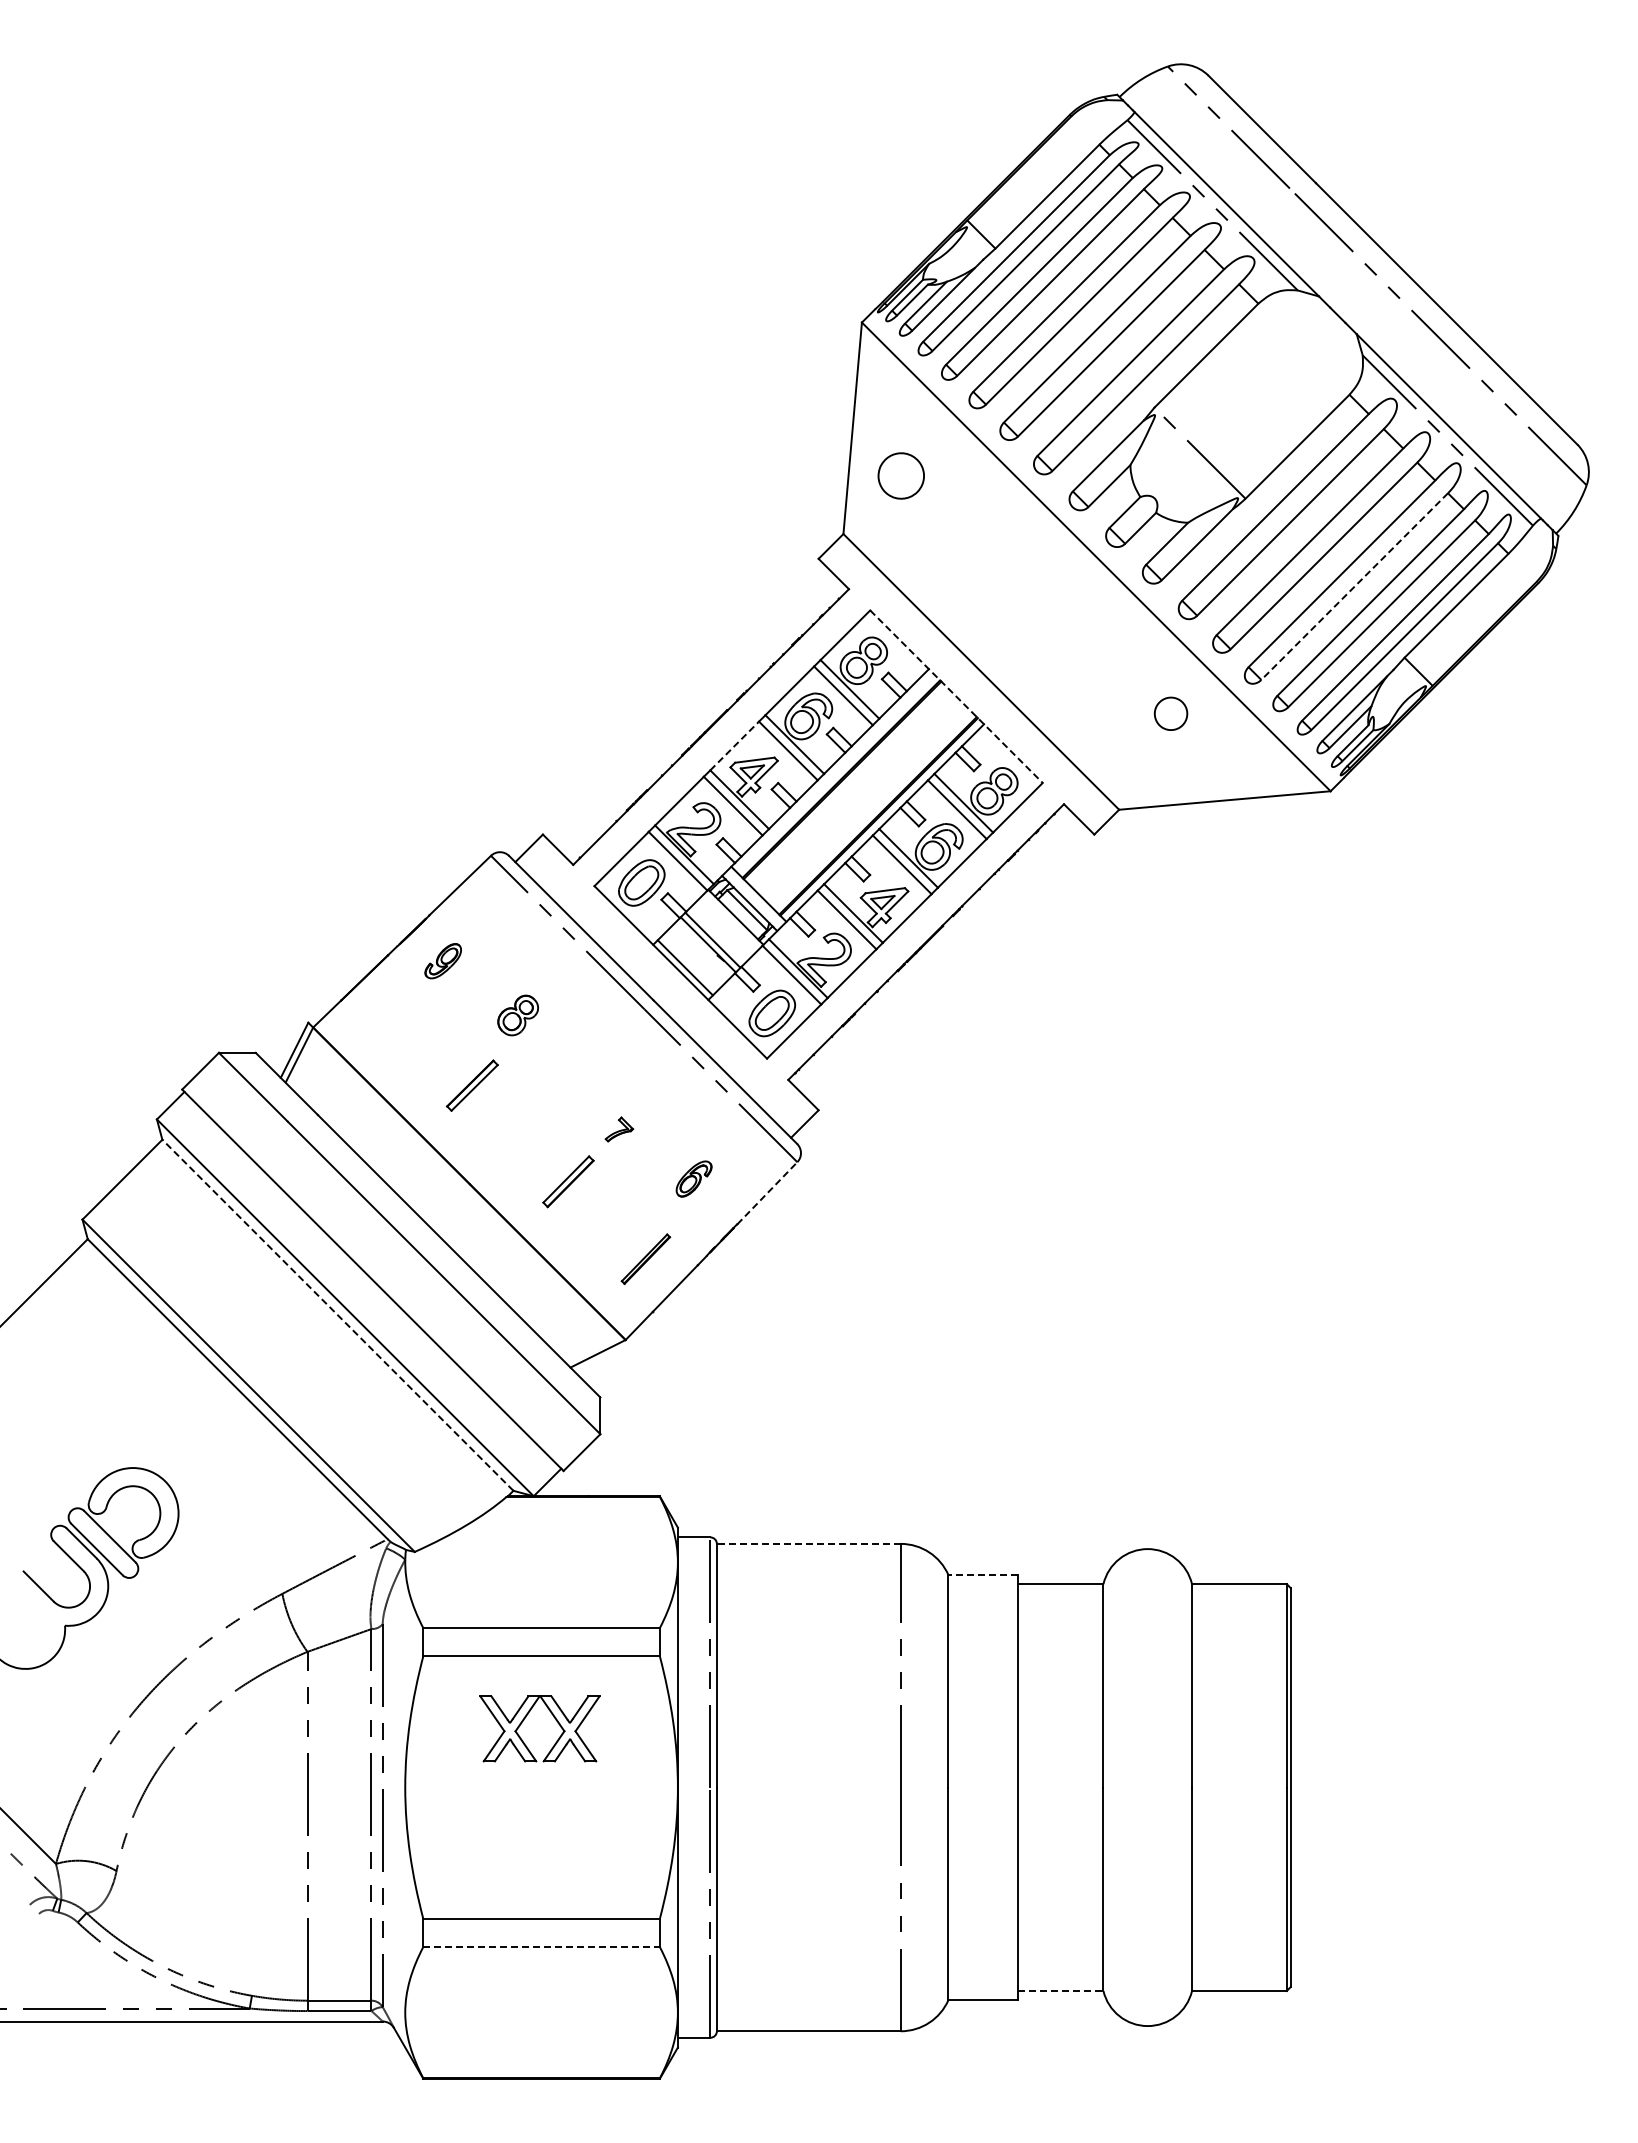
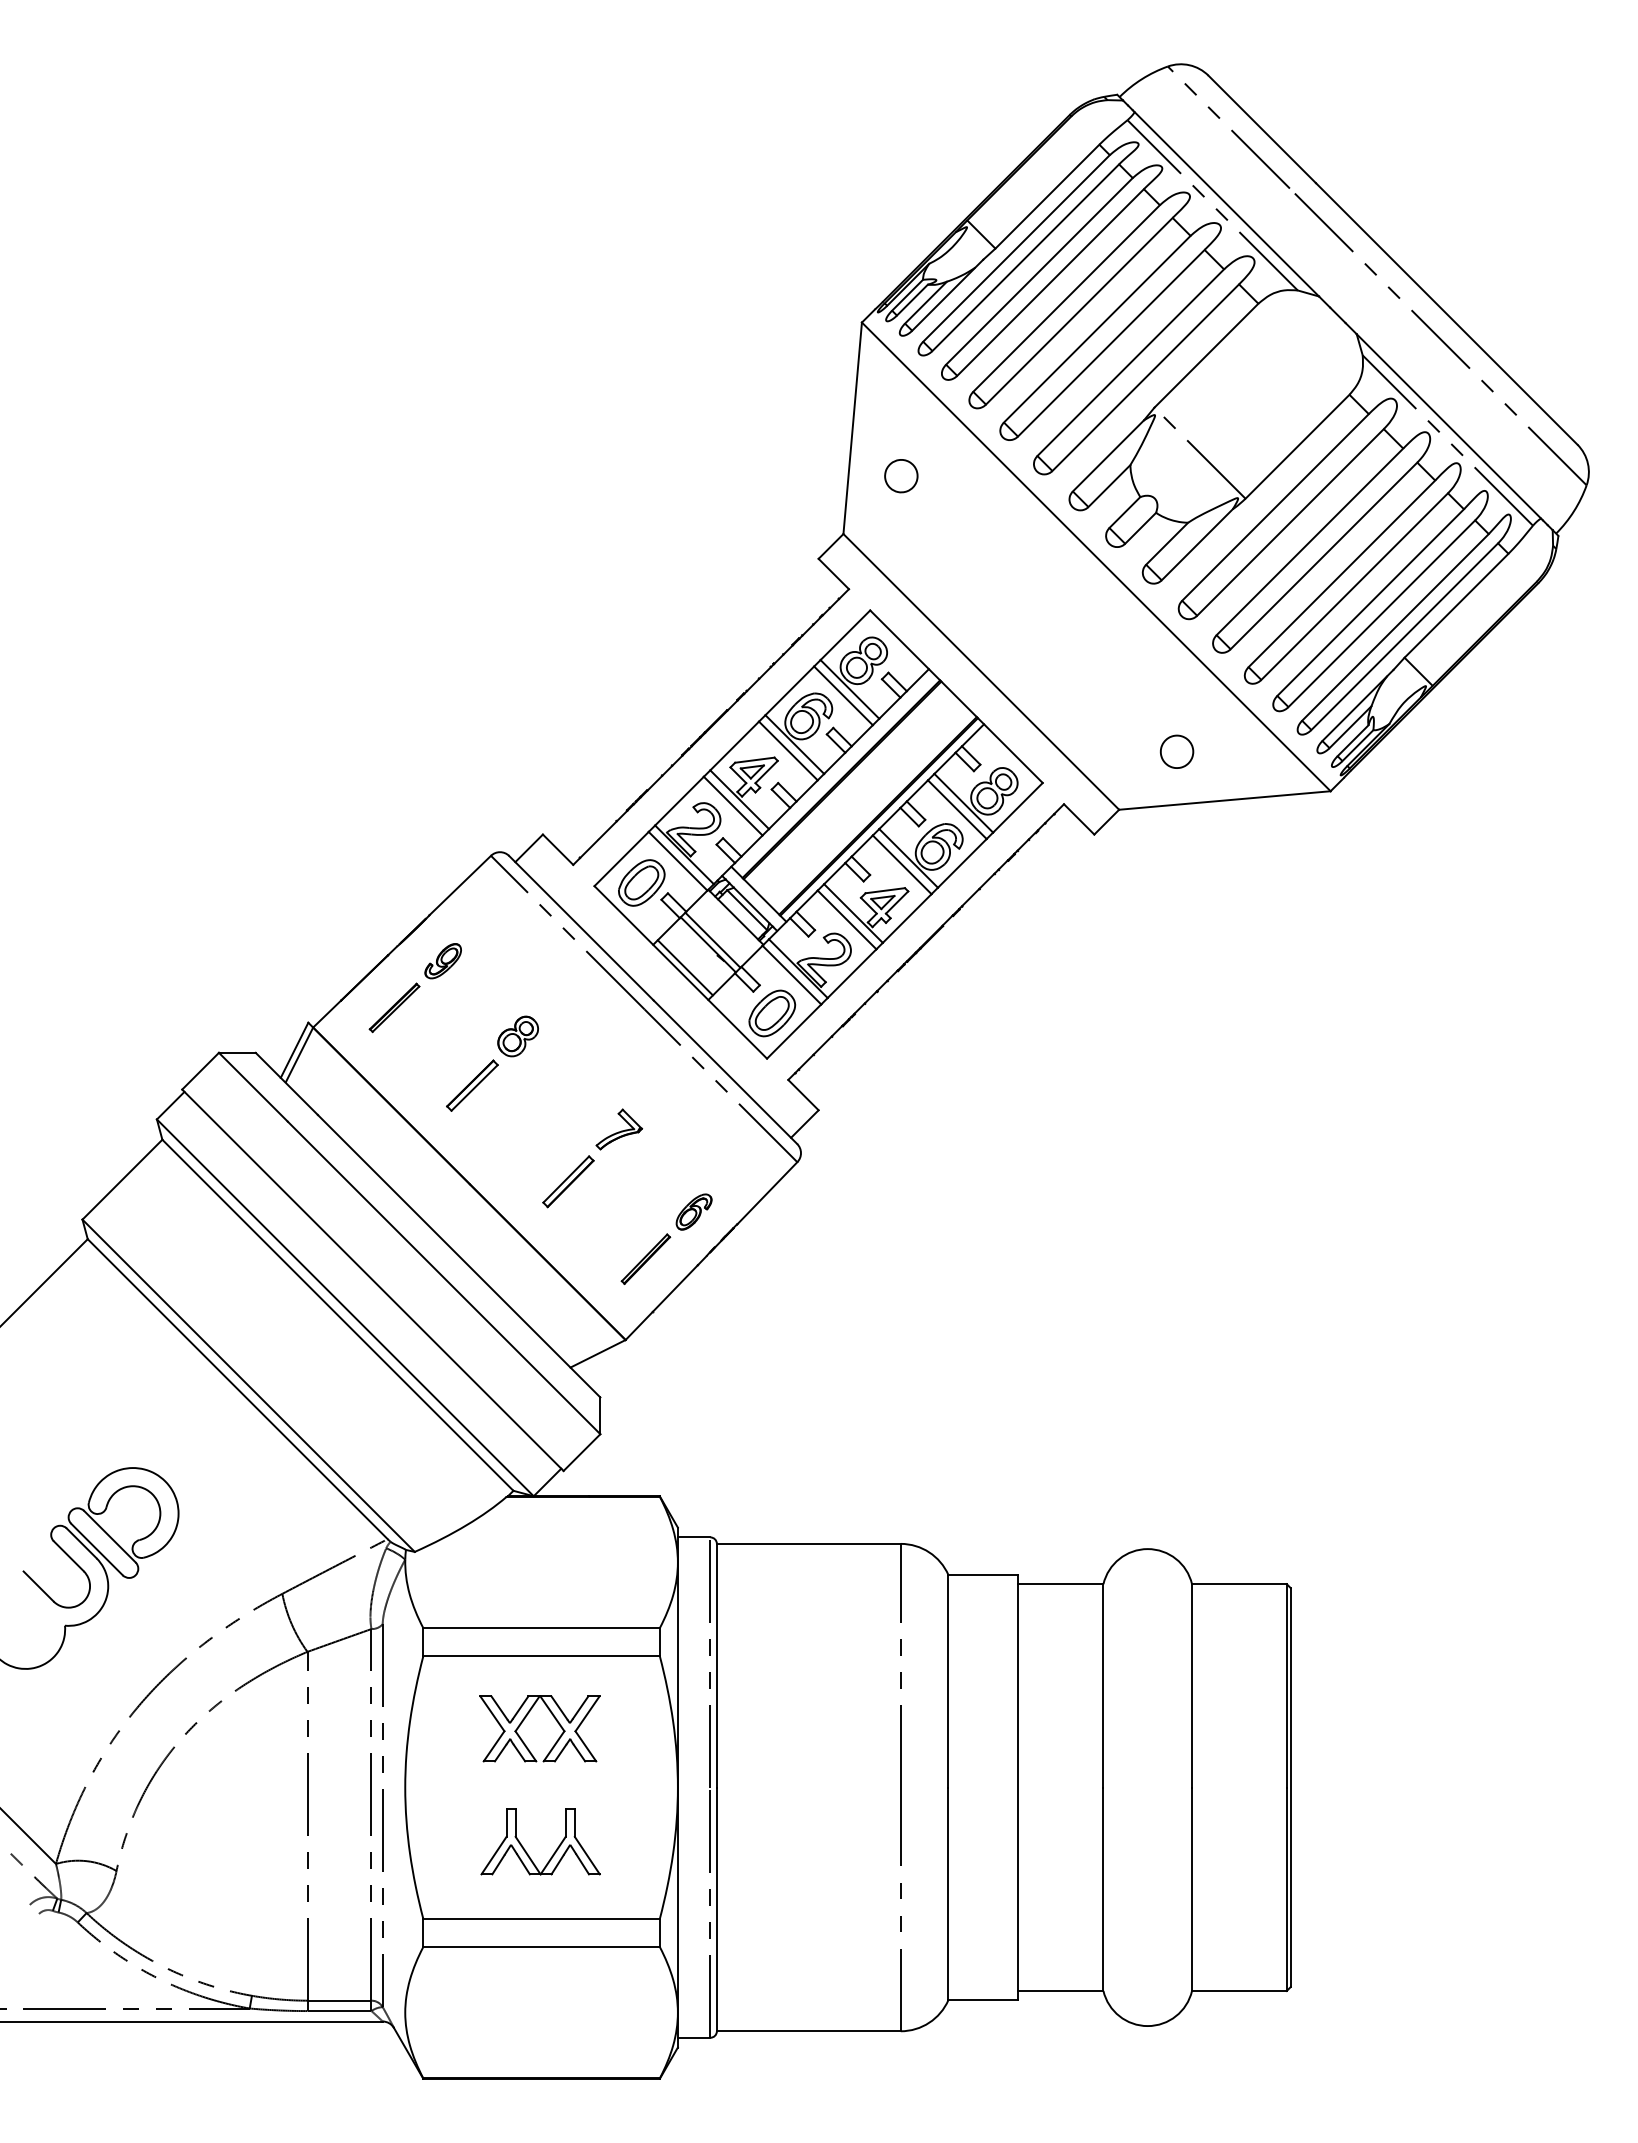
part size: 48x48 px -> 35x35 px (901, 476)
line: dashed -> solid (1354, 586)
line: dashed -> solid (956, 696)
part position: (1170, 713) -> (1176, 751) (1176, 751)
line: dashed -> solid (735, 745)
part: none -> present (394, 1007)
part position: (517, 1015) -> (517, 1036) (517, 1036)
part size: 31x27 px -> 49x43 px (619, 1129)
part position: (693, 1178) -> (693, 1211) (693, 1211)
line: dashed -> solid (767, 1192)
line: dashed -> solid (337, 1314)
line: dashed -> solid (808, 1543)
line: dashed -> solid (983, 1575)
part: none -> present (525, 1849)
line: dashed -> solid (542, 1947)
line: dashed -> solid (1060, 1990)
